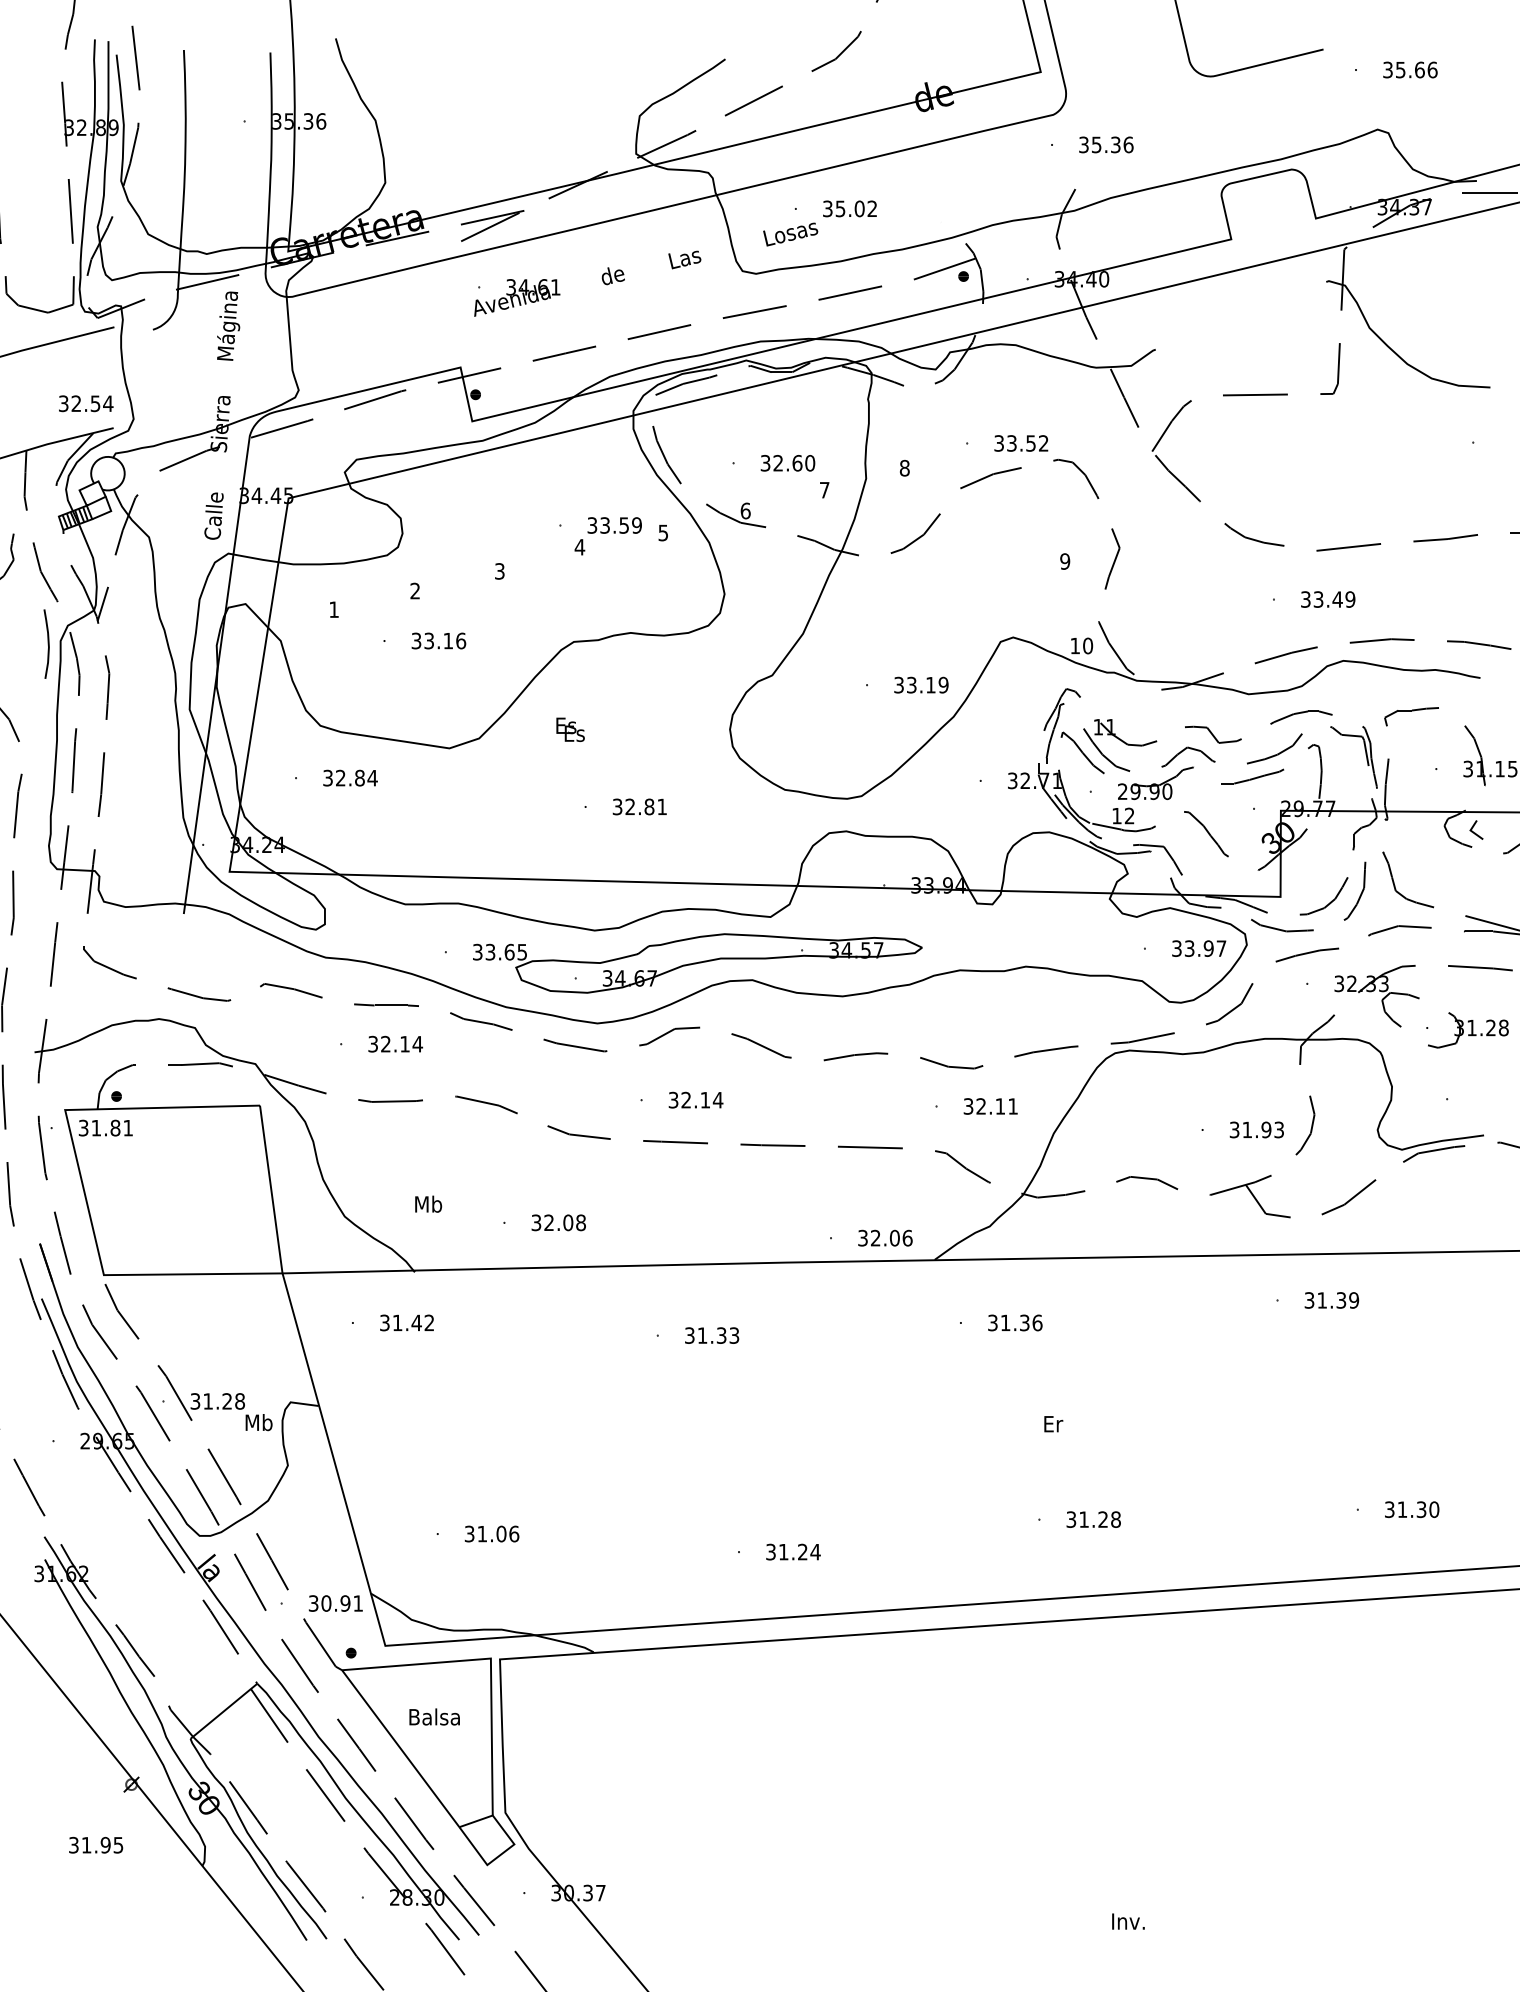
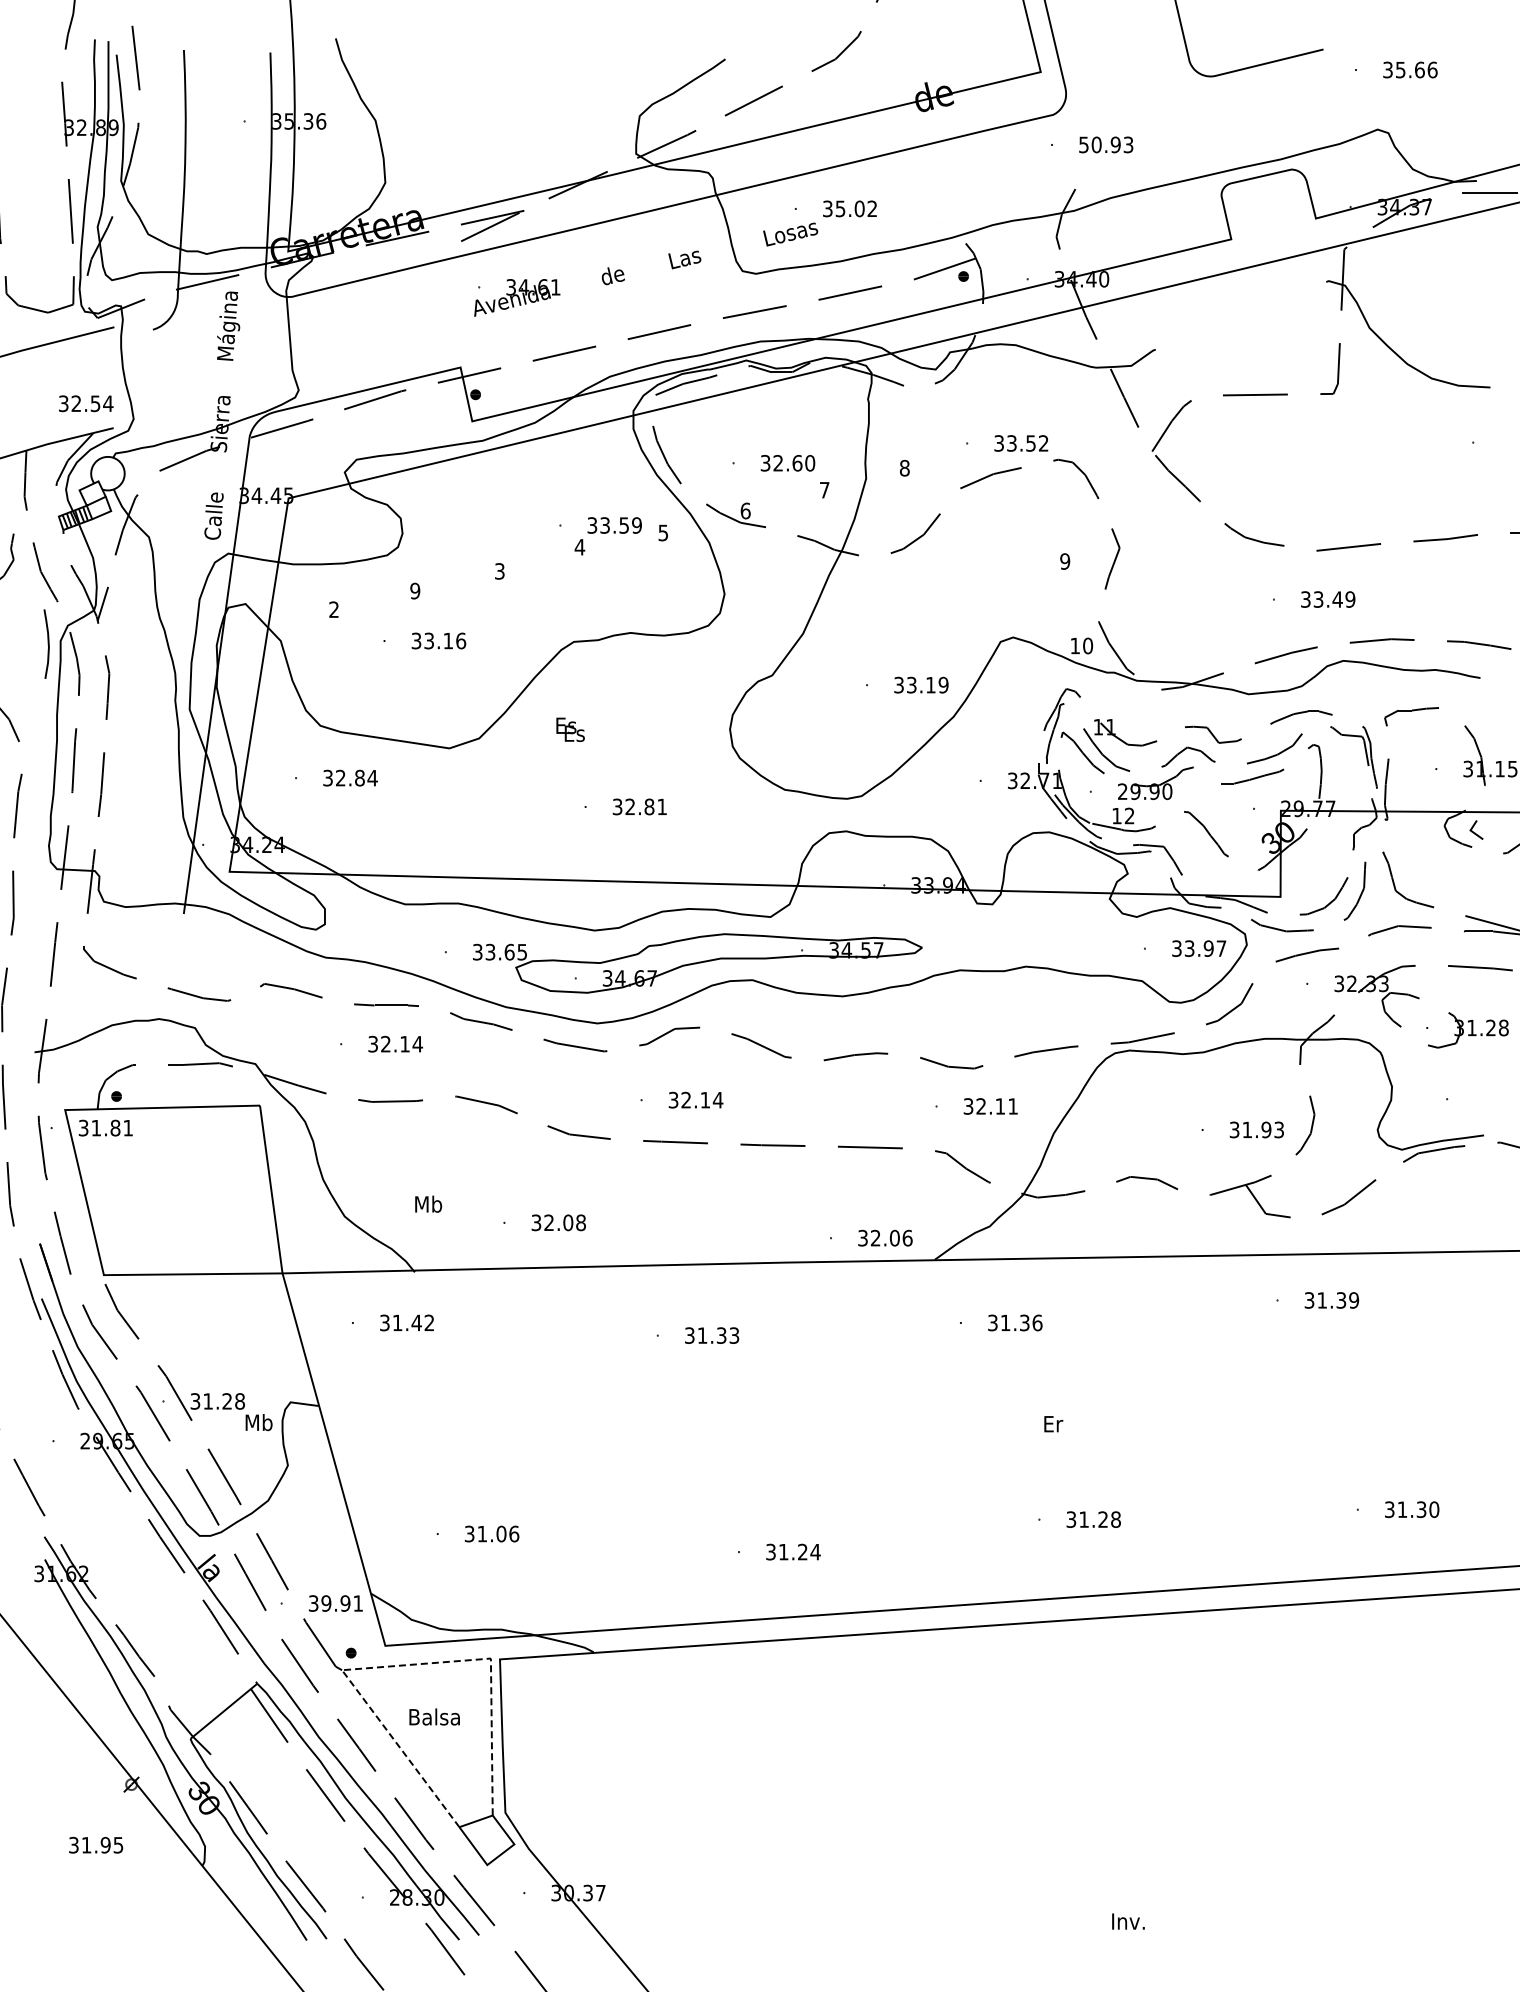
text: 35.36 -> 50.93 (1106, 144)
text: 2 -> 9 (415, 590)
text: 1 -> 2 (333, 609)
text: 30.91 -> 39.91 (326, 1603)
line: solid -> dashed (397, 1665)
